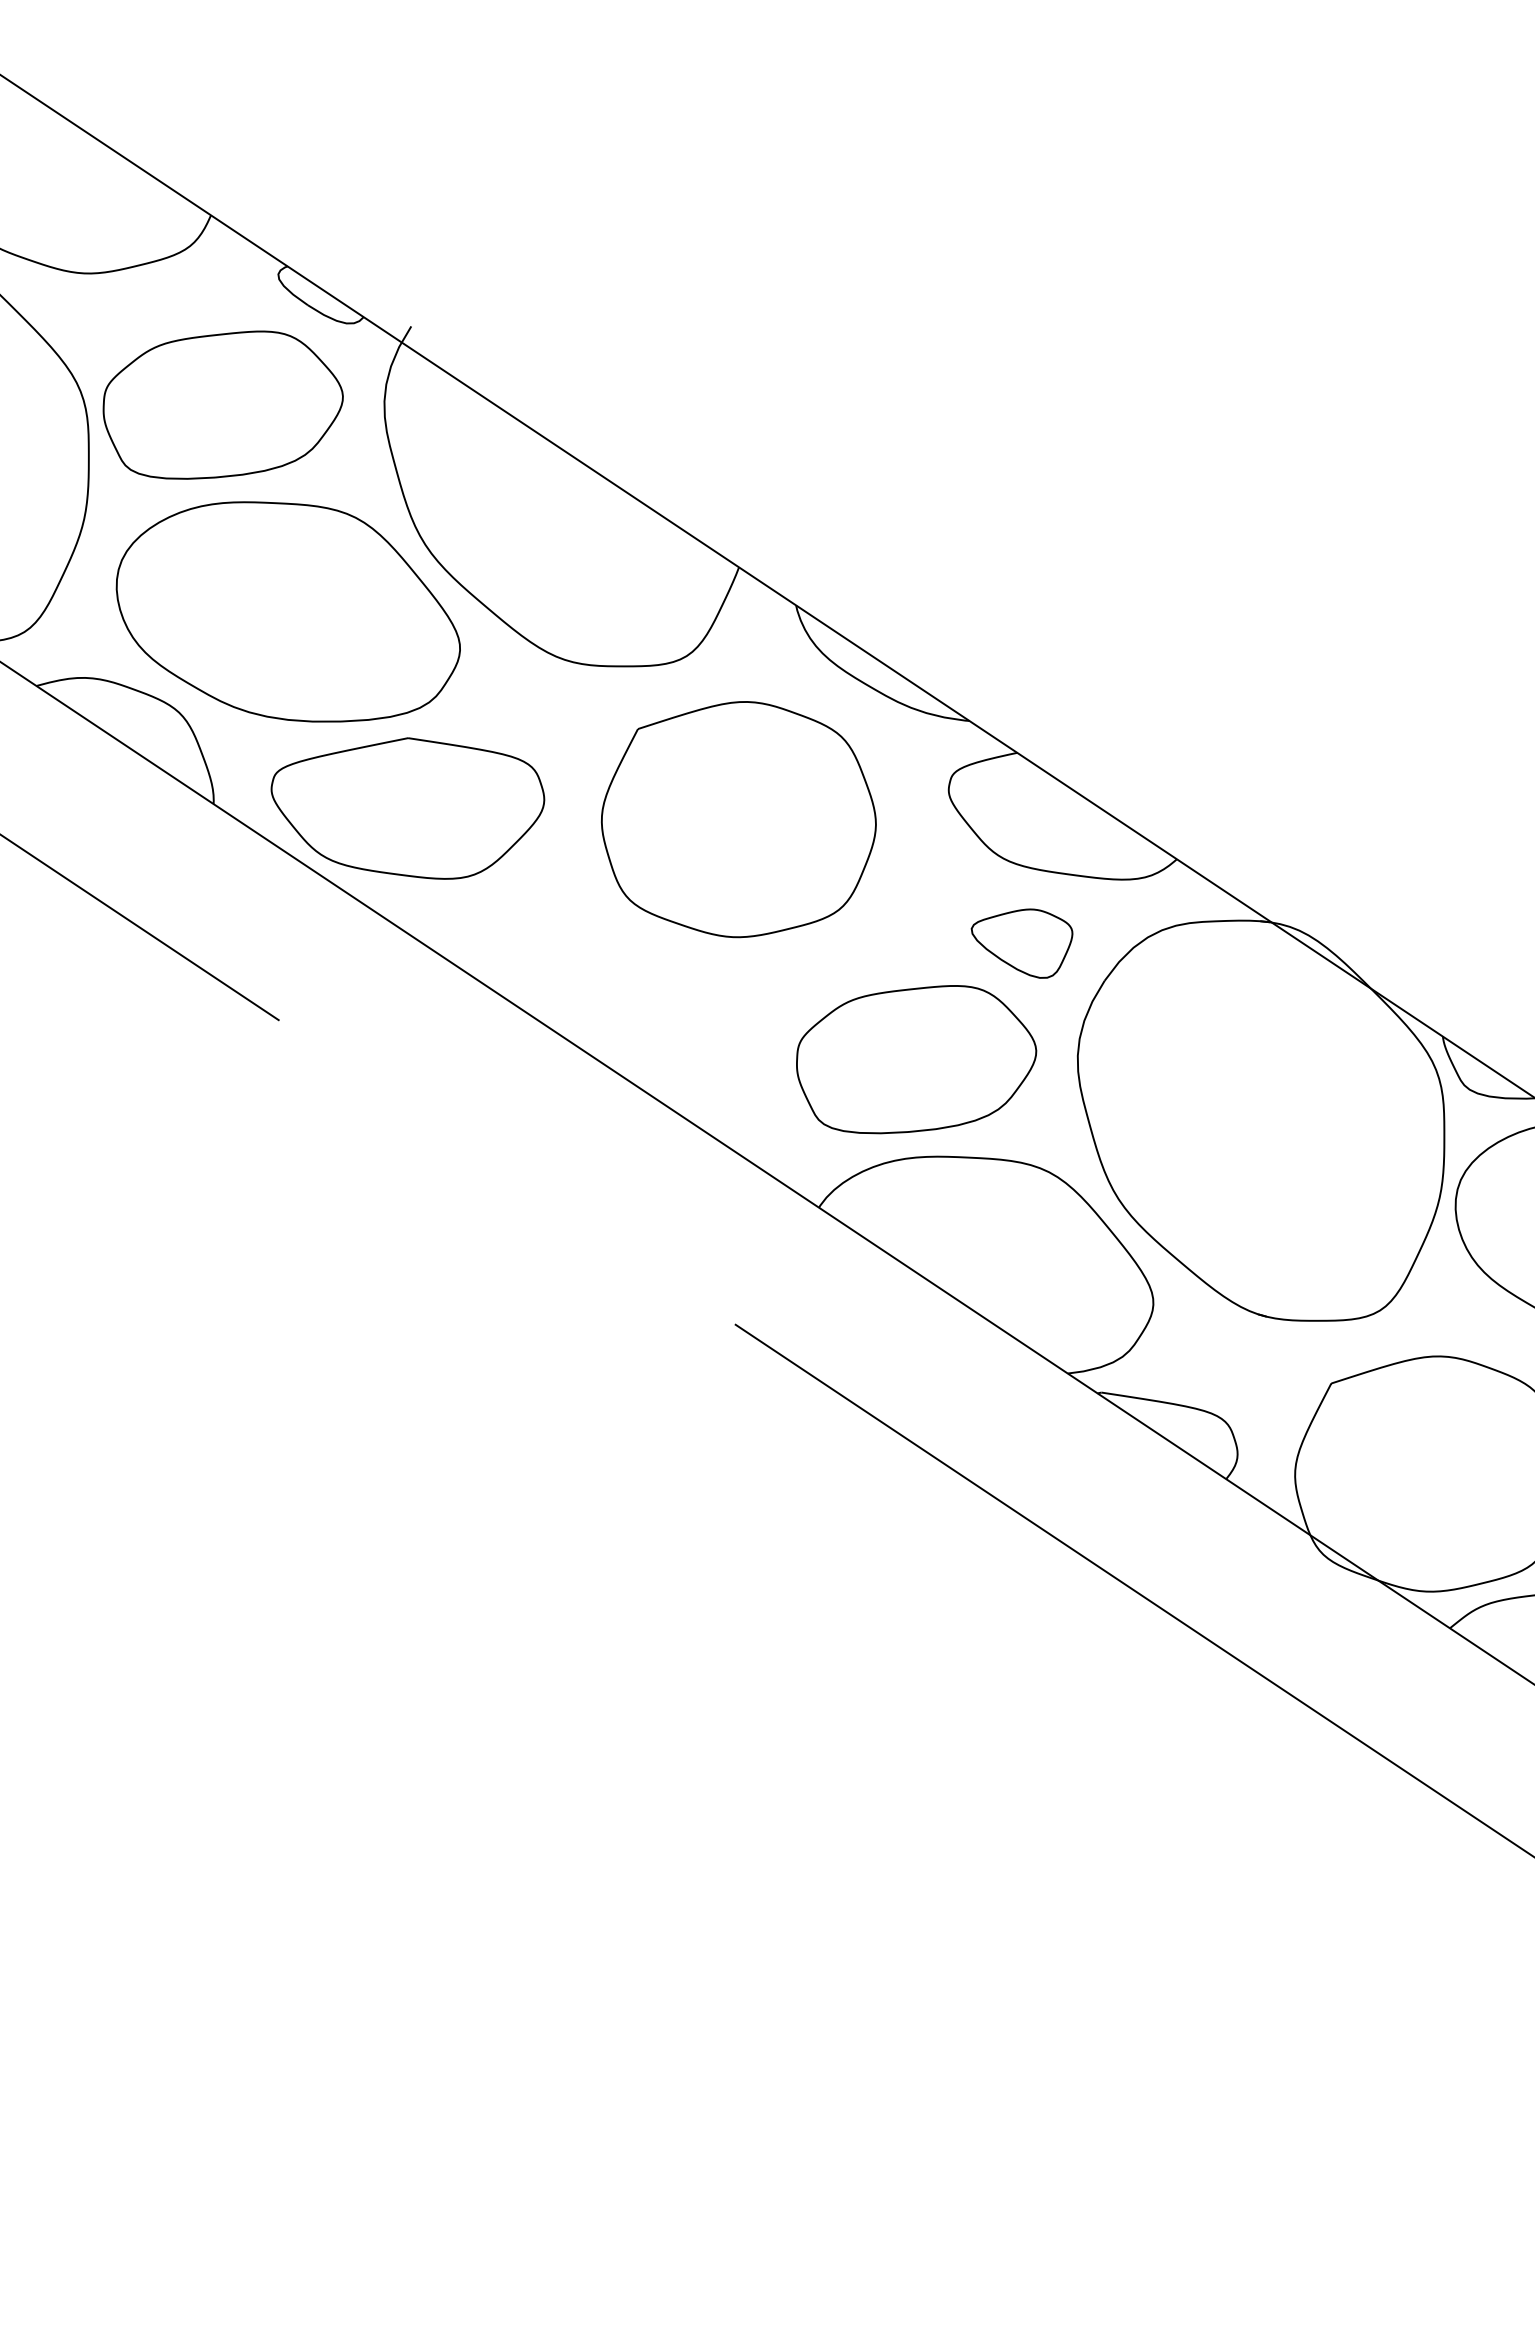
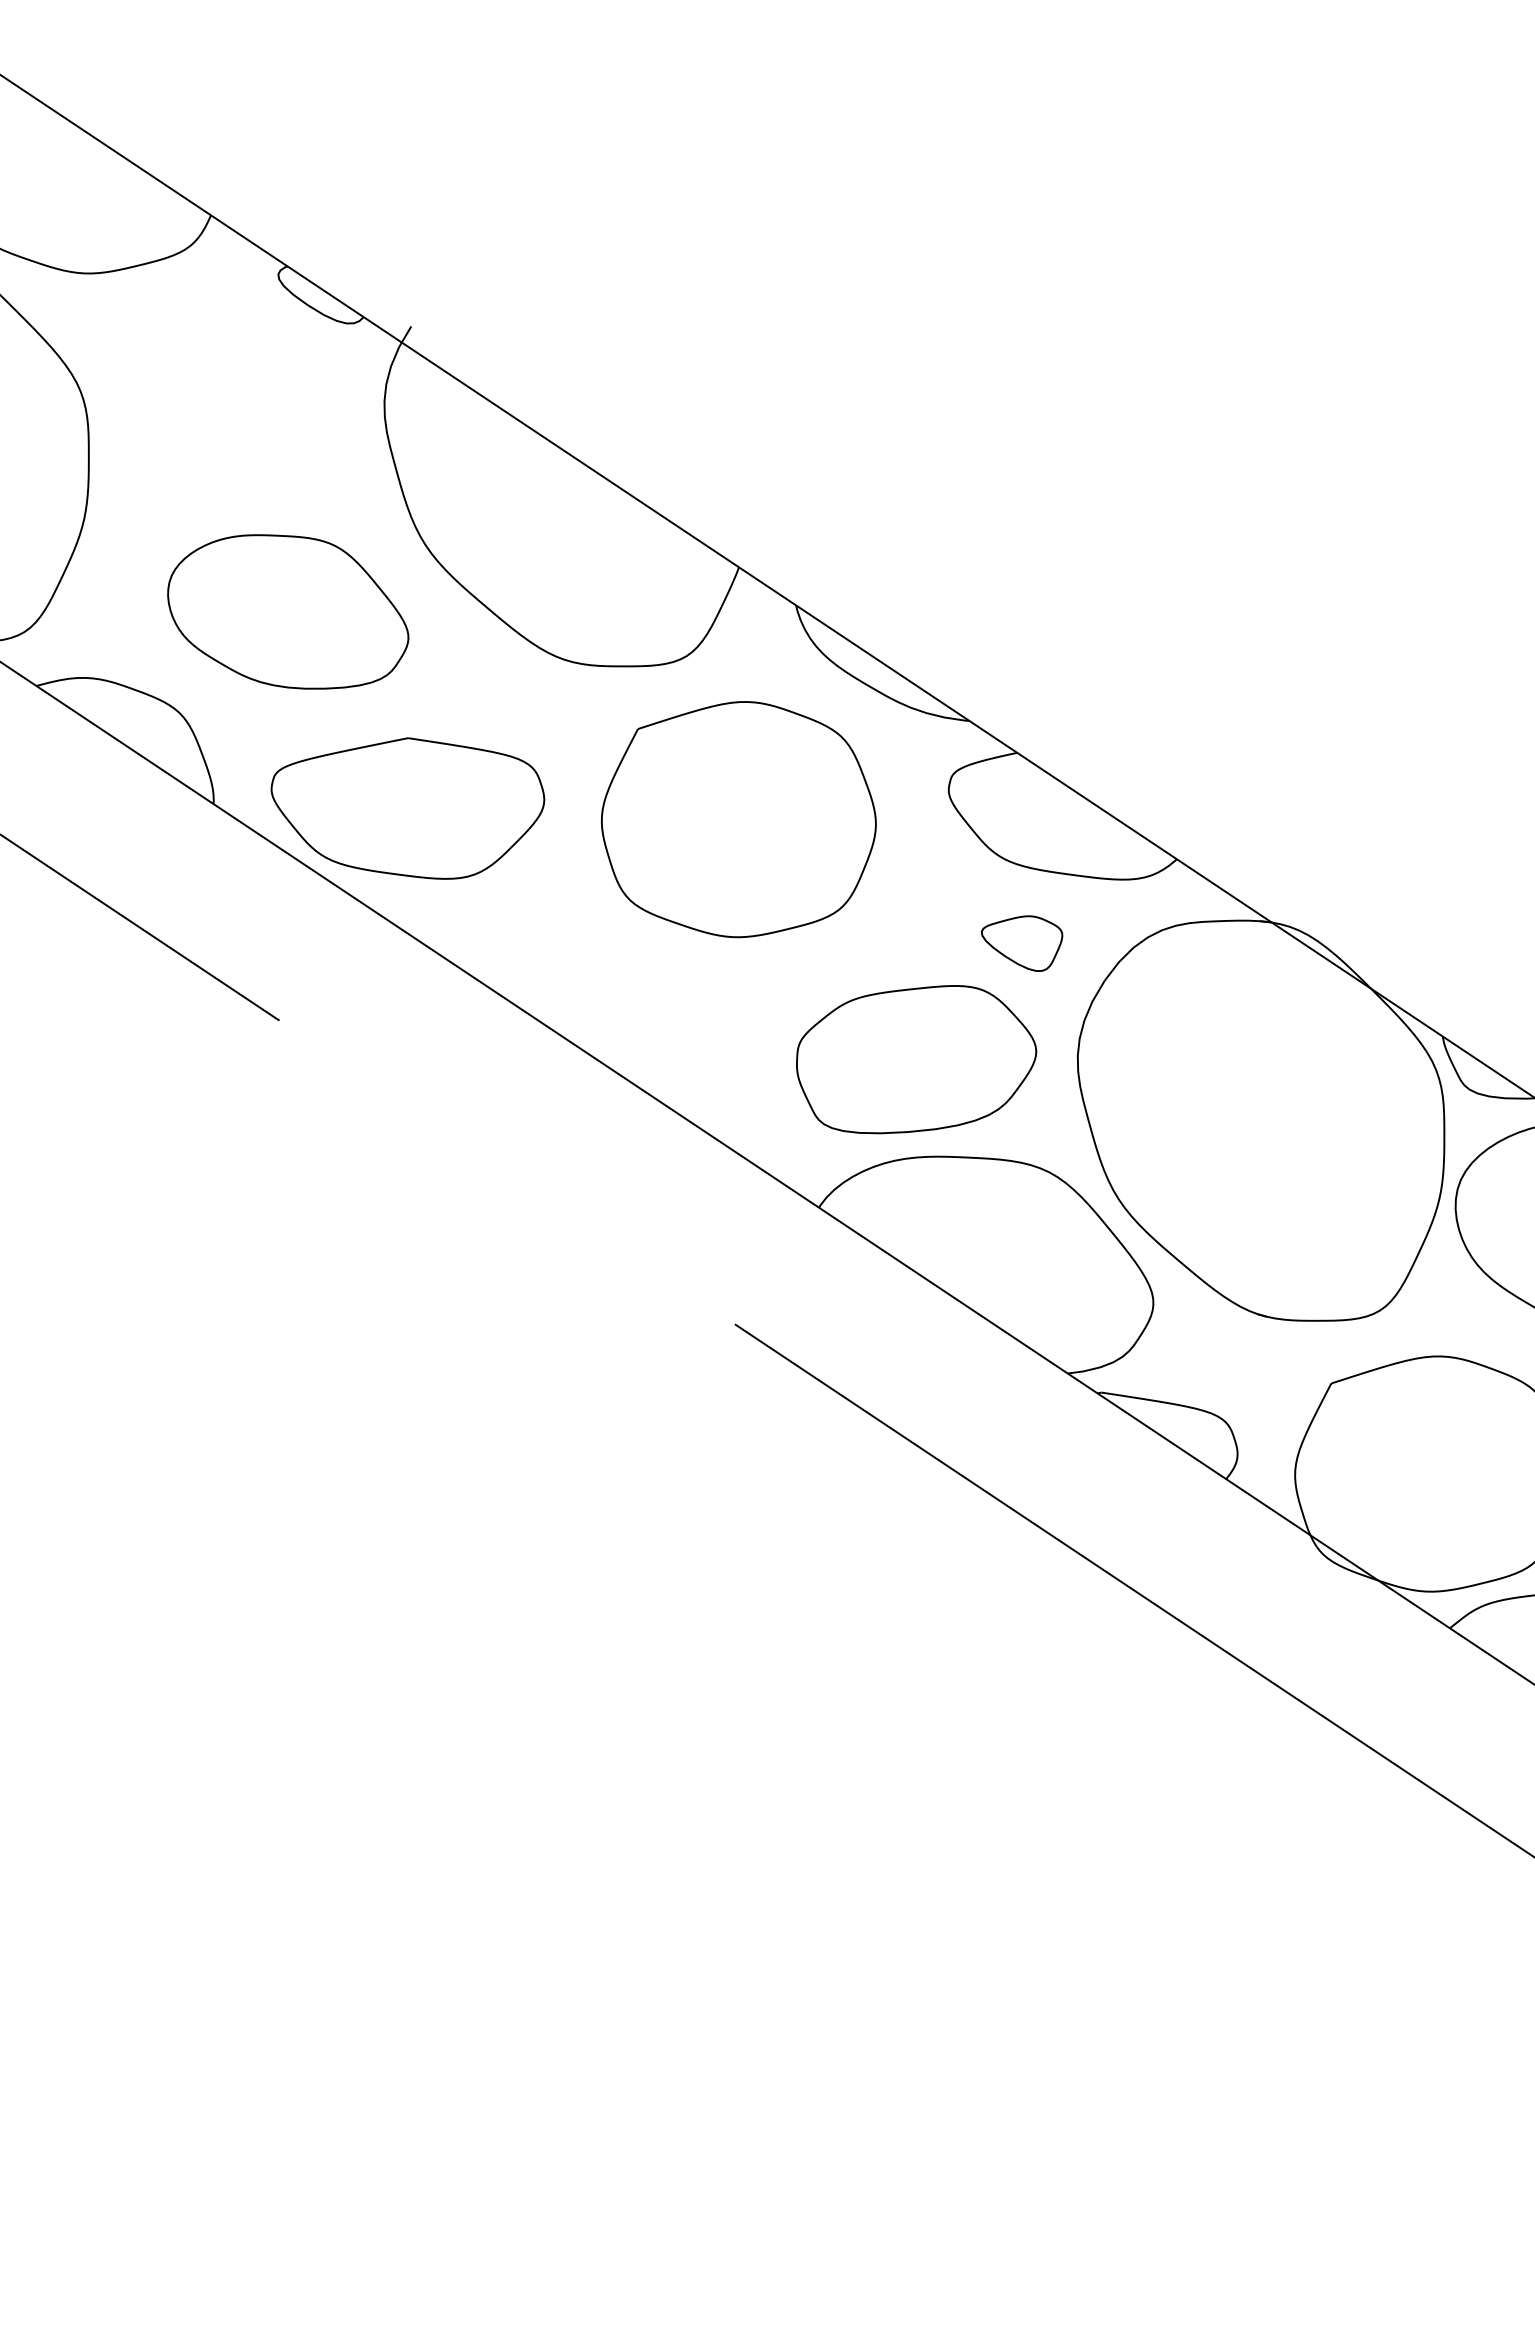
part: present -> none (222, 404)
part size: 346x222 px -> 243x156 px (288, 611)
part size: 104x71 px -> 84x57 px (1021, 943)
